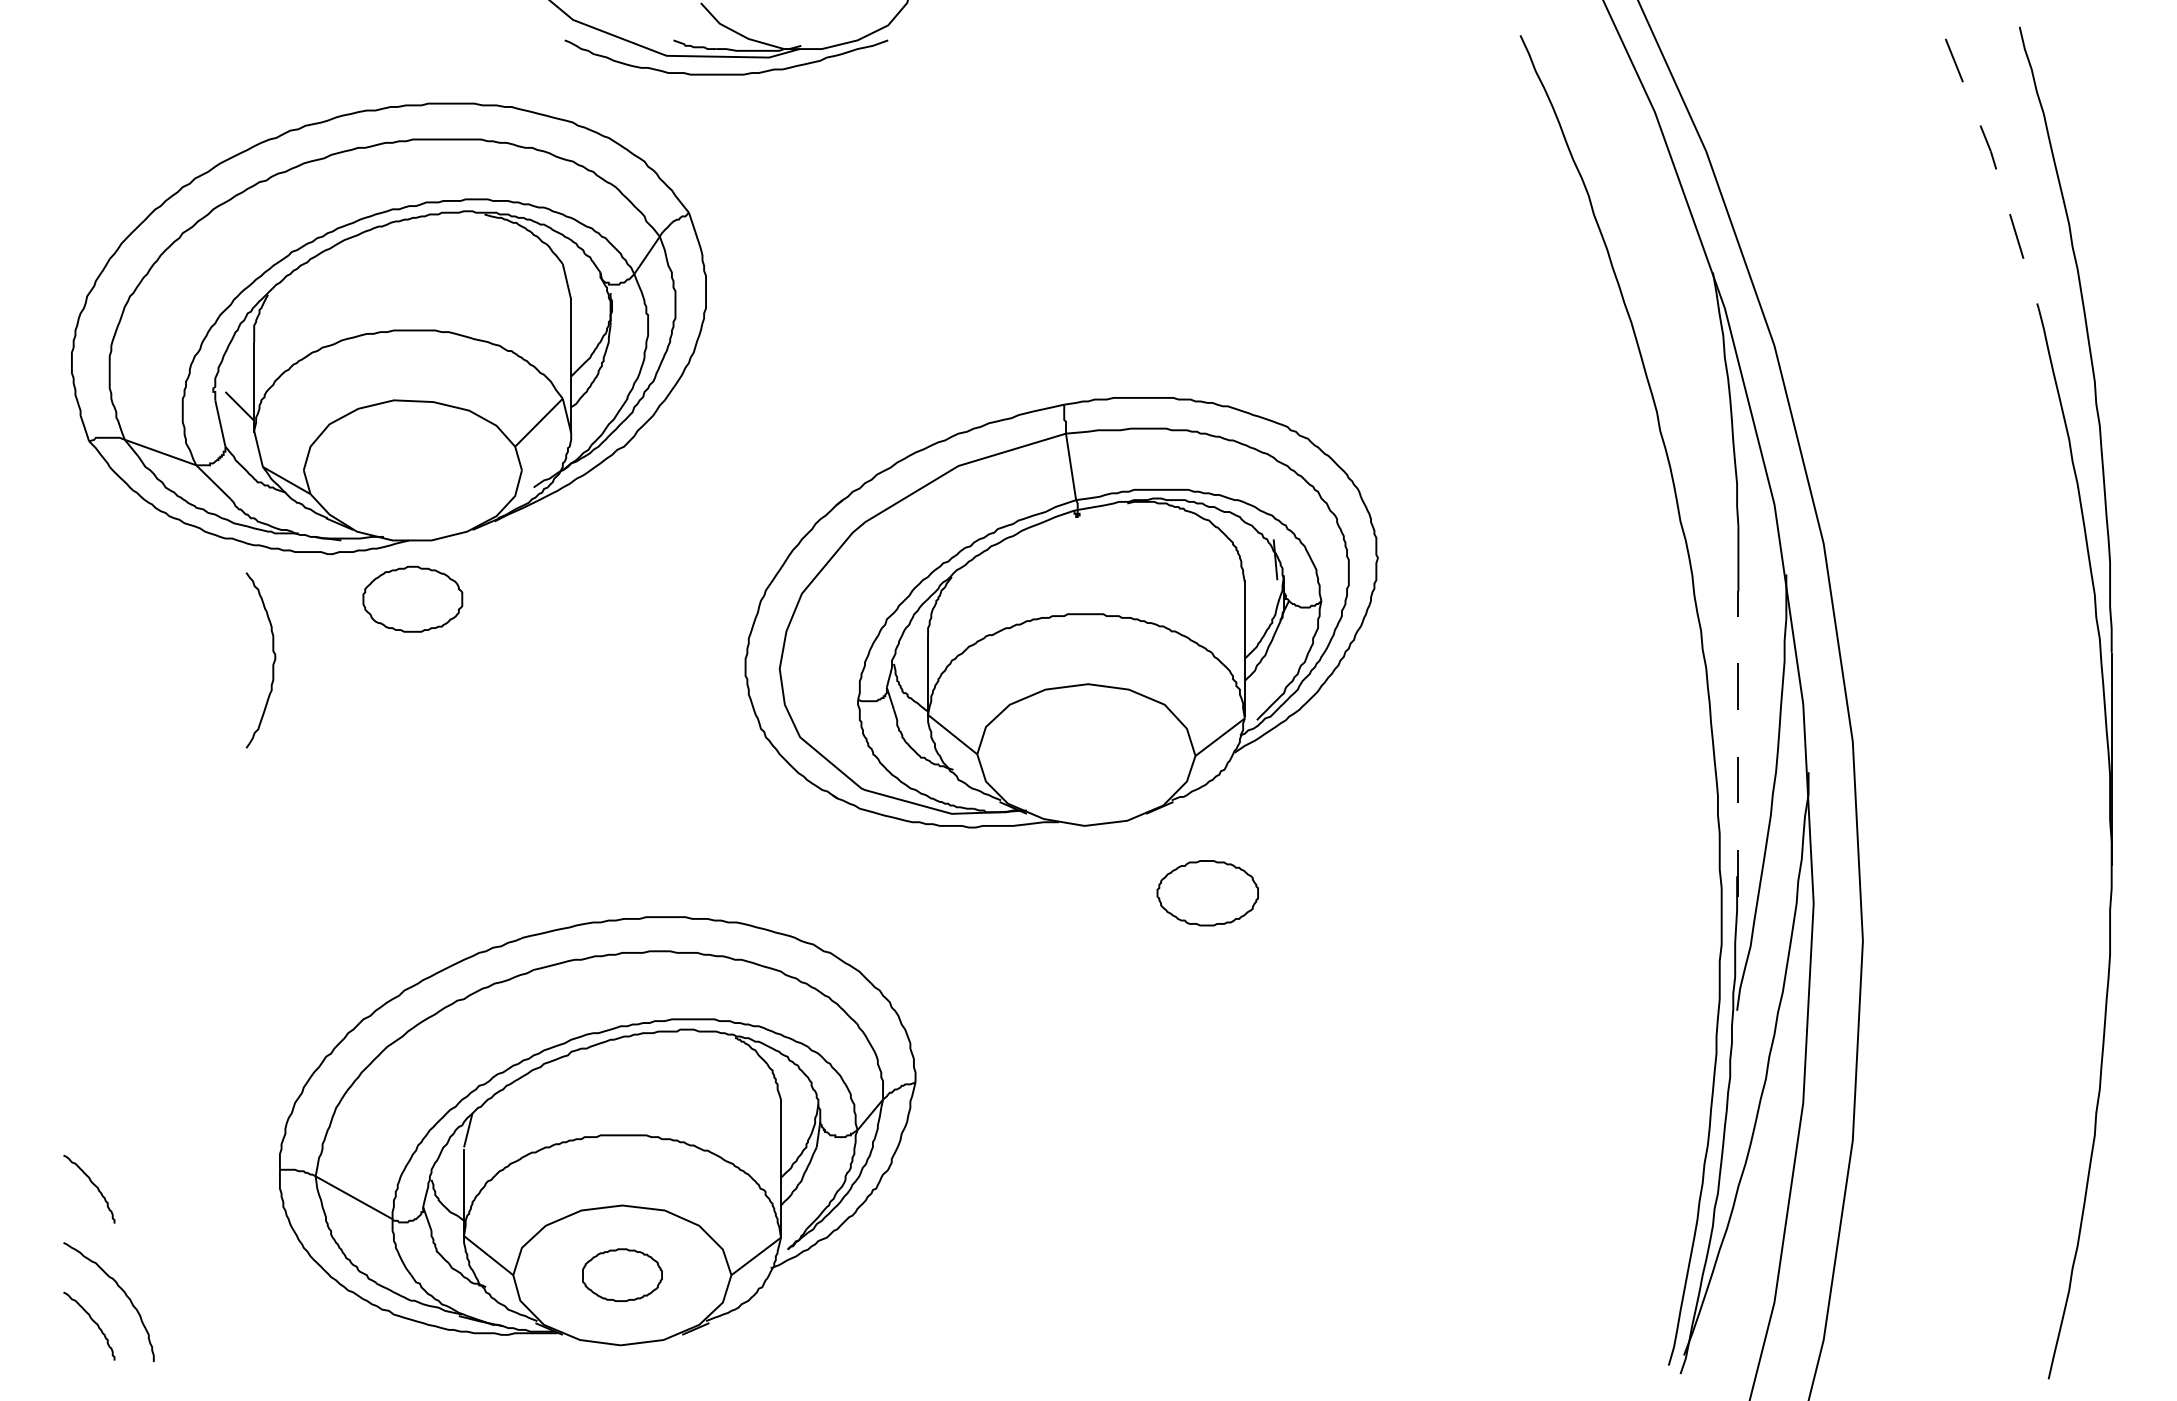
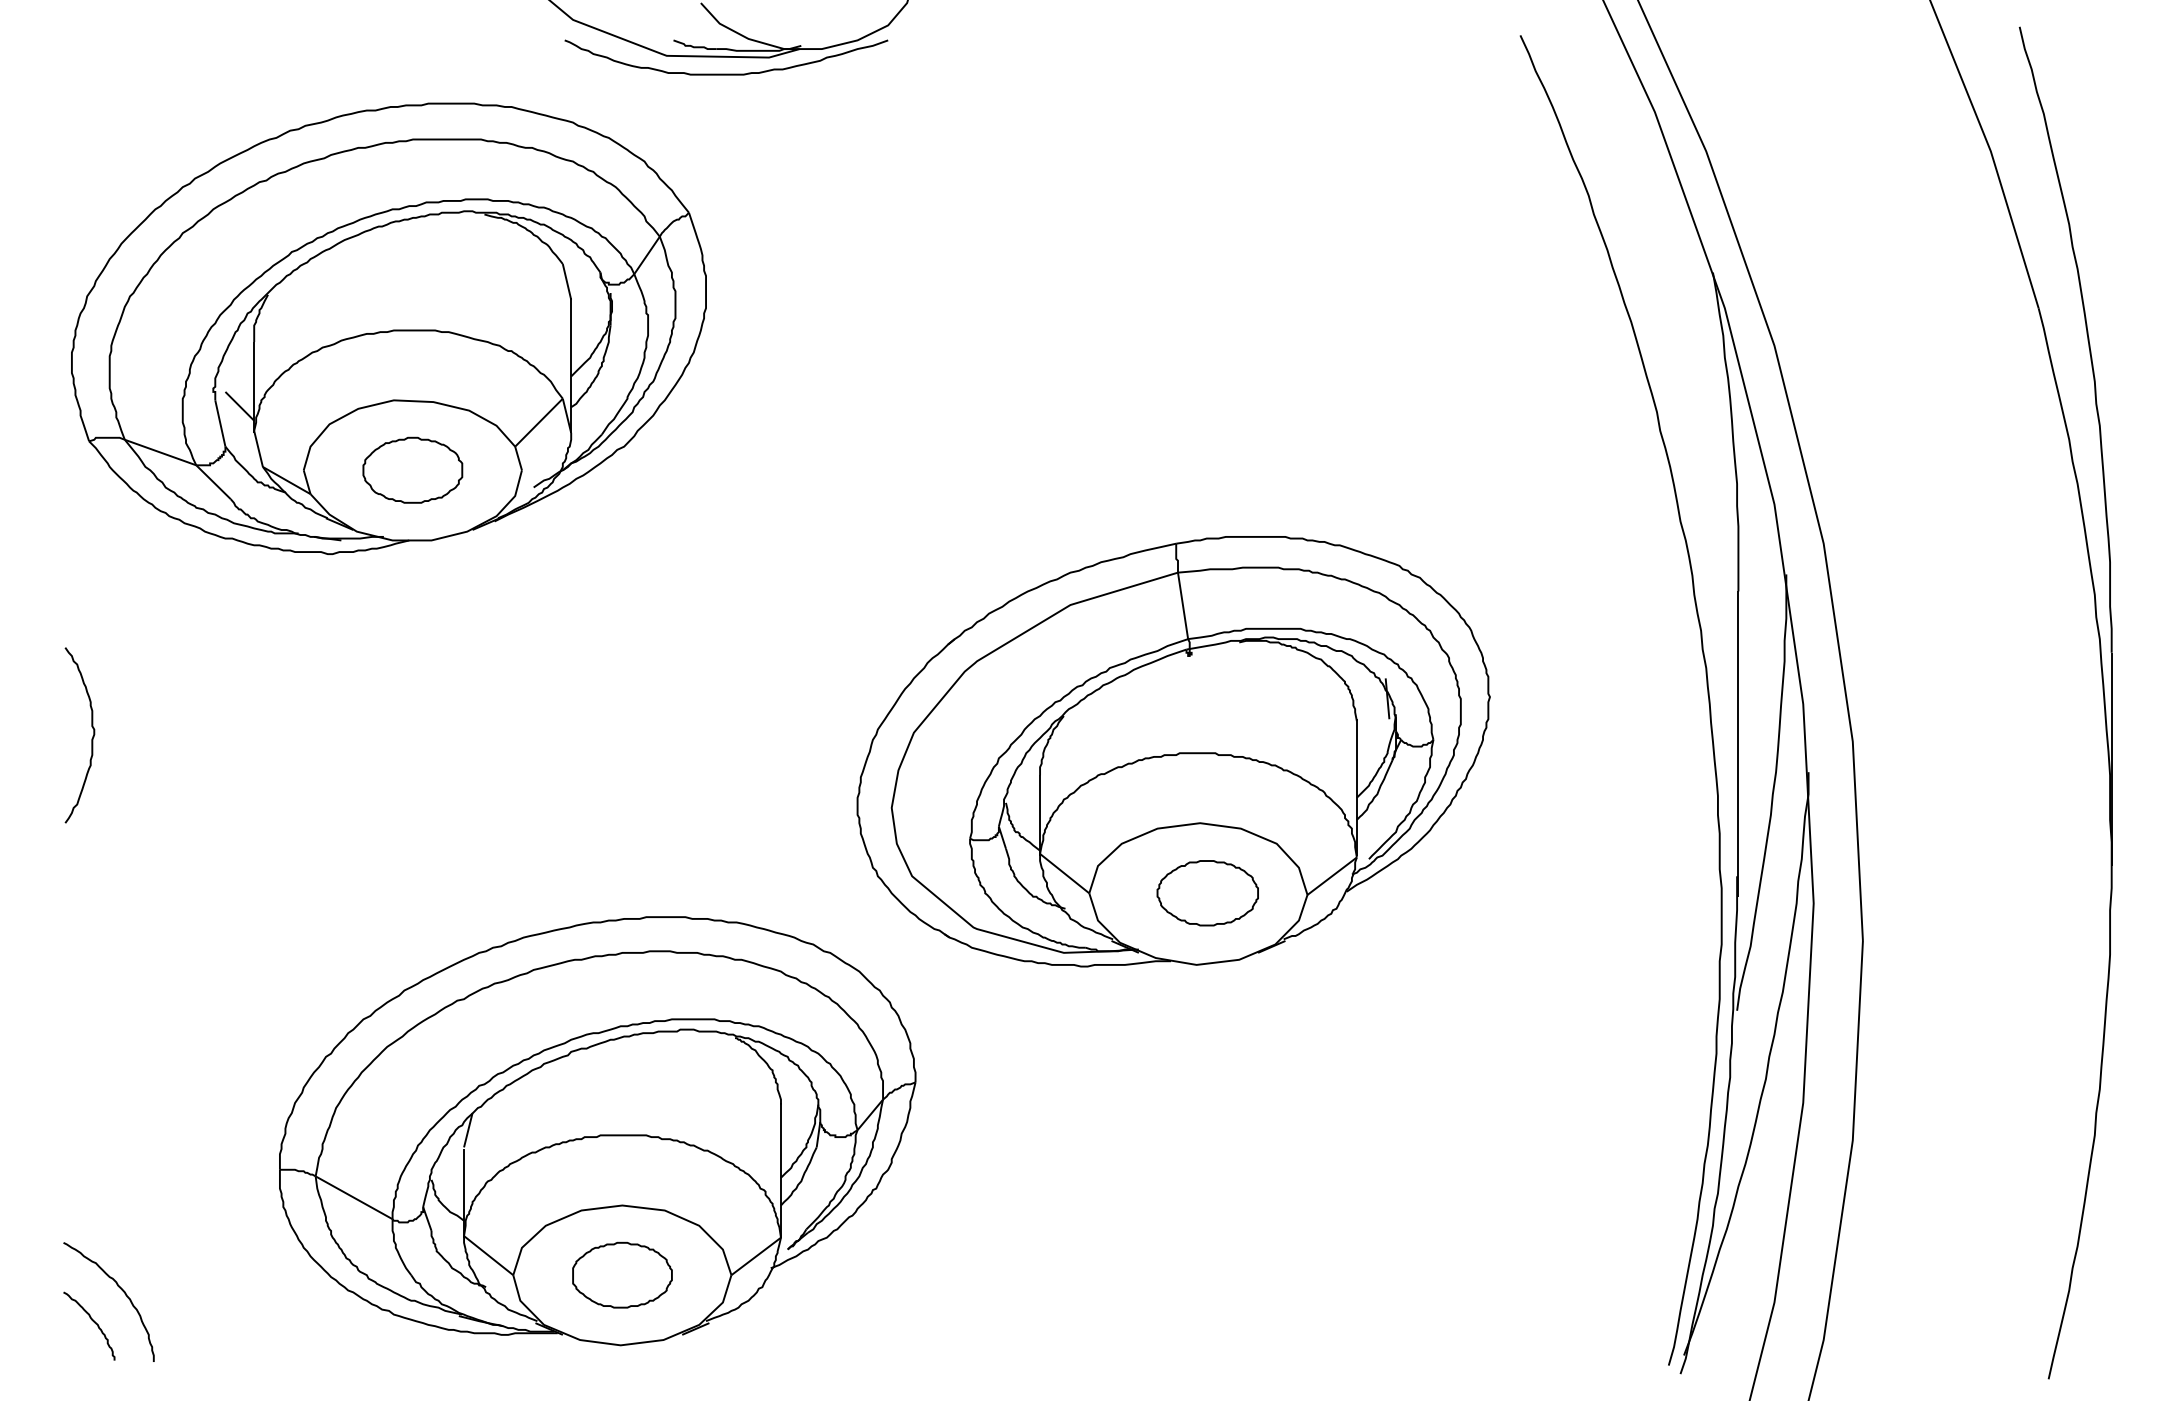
line: dashed -> solid (1990, 151)
part position: (412, 598) -> (412, 469) (412, 469)
part position: (1061, 612) -> (1173, 751) (1173, 751)
curve position: (272, 663) -> (91, 738) (91, 738)
line: dashed -> solid (1738, 744)
curve: present -> none (92, 1184)
part size: 81x54 px -> 101x68 px (622, 1274)
